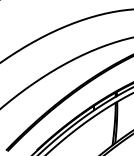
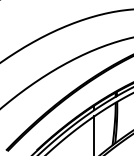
line: none -> present (94, 134)
